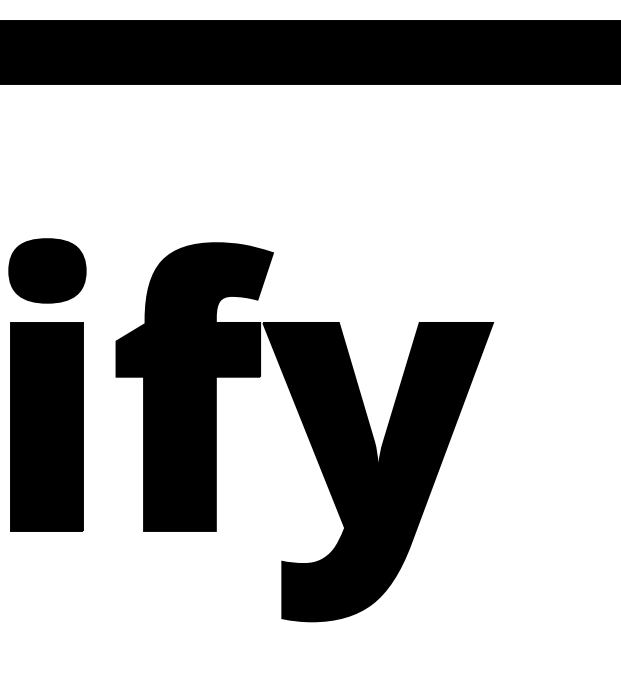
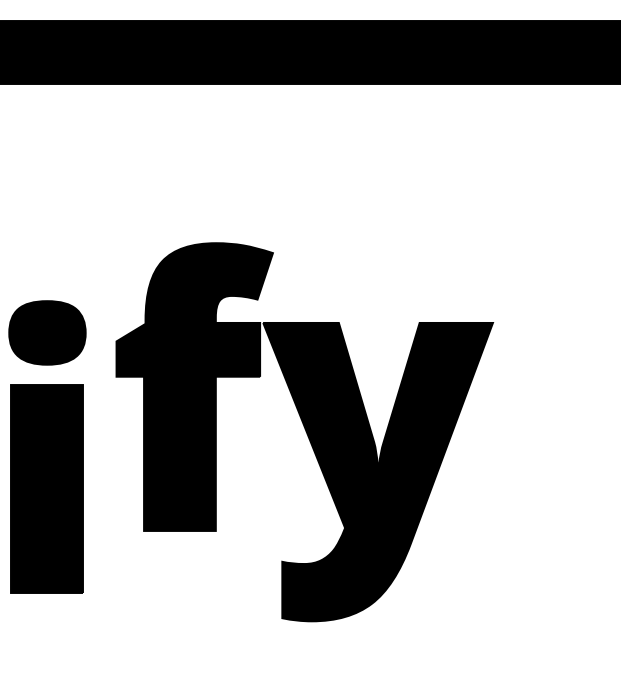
part position: (47, 384) -> (47, 446) (47, 446)
